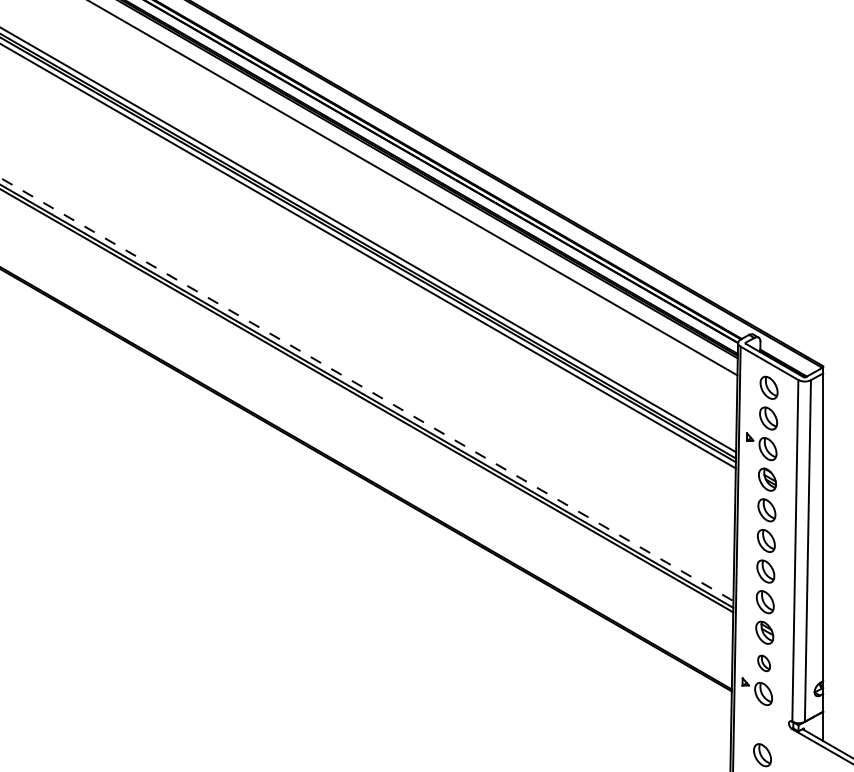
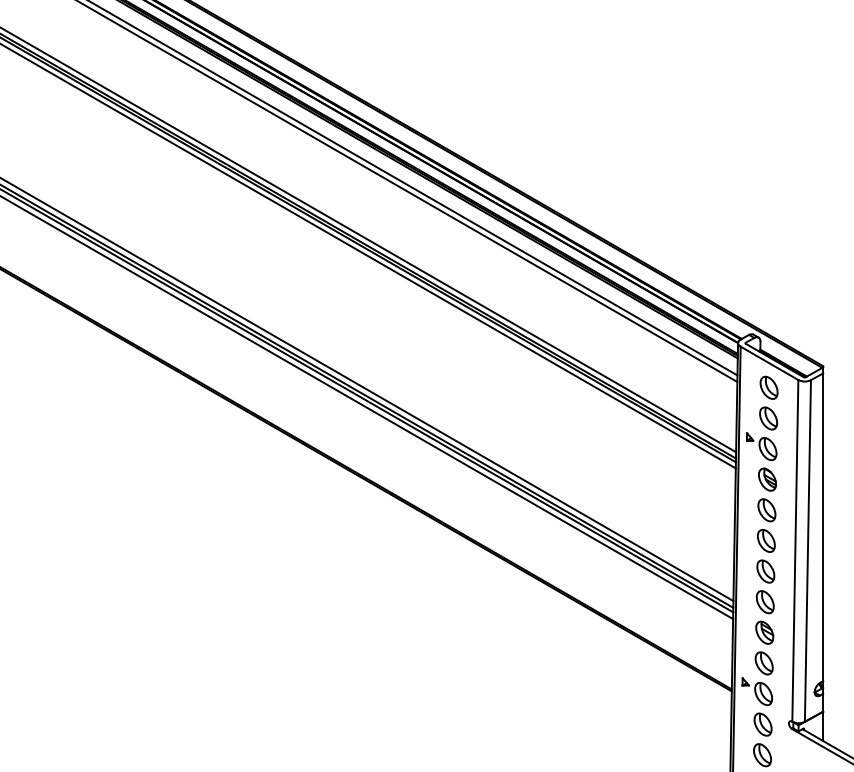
line: none -> present (408, 191)
line: dashed -> solid (367, 389)
line: none -> present (367, 408)
part size: 14x19 px -> 20x25 px (763, 663)
part: none -> present (762, 724)
